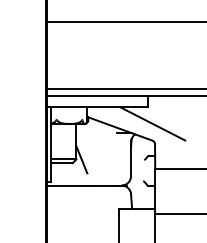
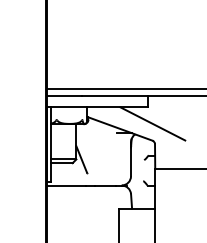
line: present -> none (124, 21)
line: present -> none (179, 213)
